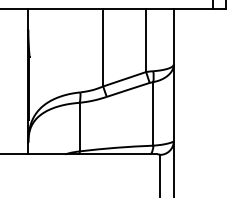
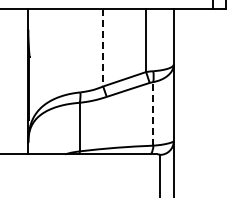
line: solid -> dashed (103, 47)
line: solid -> dashed (153, 113)
